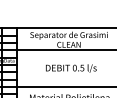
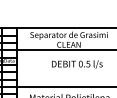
text position: (71, 68) -> (77, 64) (77, 64)
